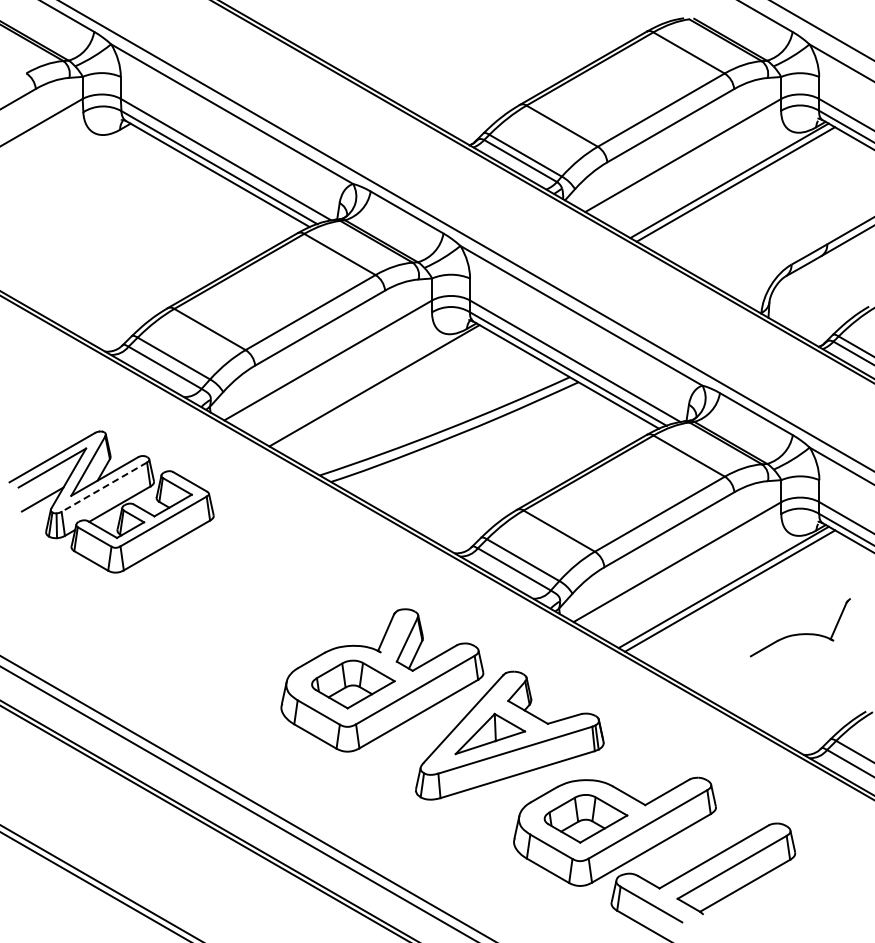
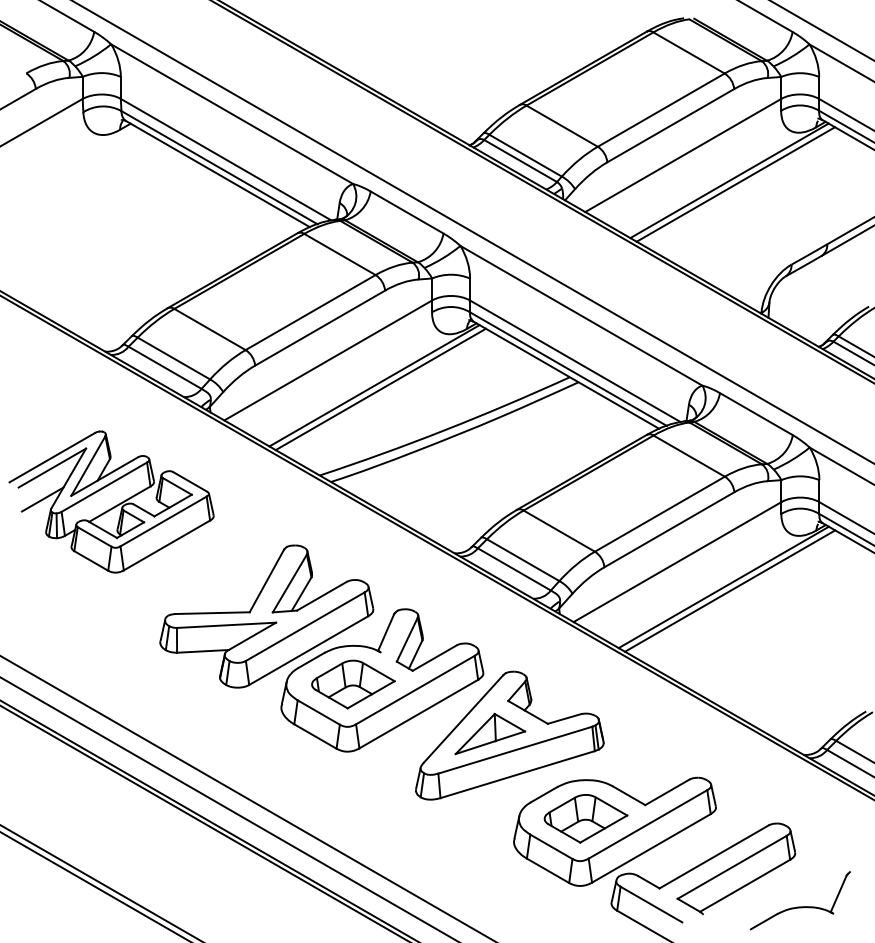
line position: (466, 236) -> (473, 232) (473, 232)
line: none -> present (380, 389)
line: dashed -> solid (103, 487)
part: none -> present (266, 616)
part position: (800, 627) -> (800, 900) (800, 900)
line position: (237, 803) -> (228, 808) (228, 808)
